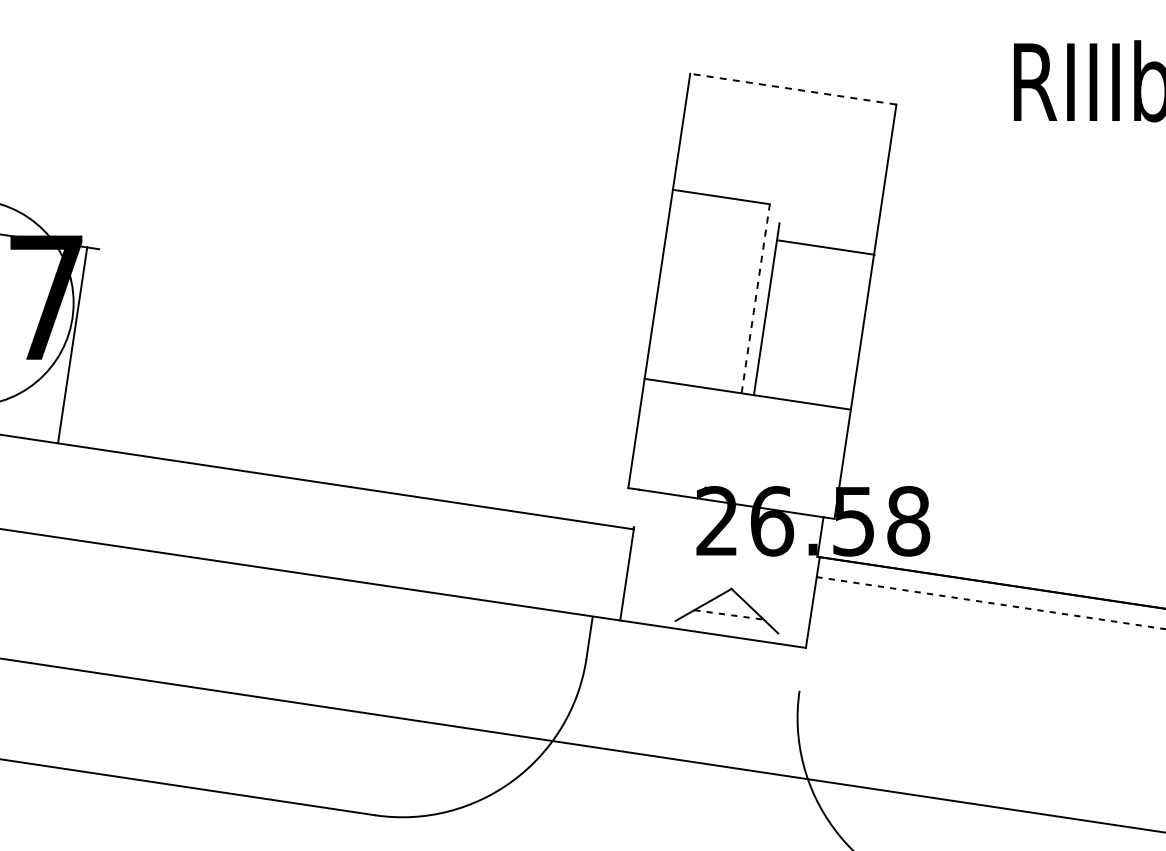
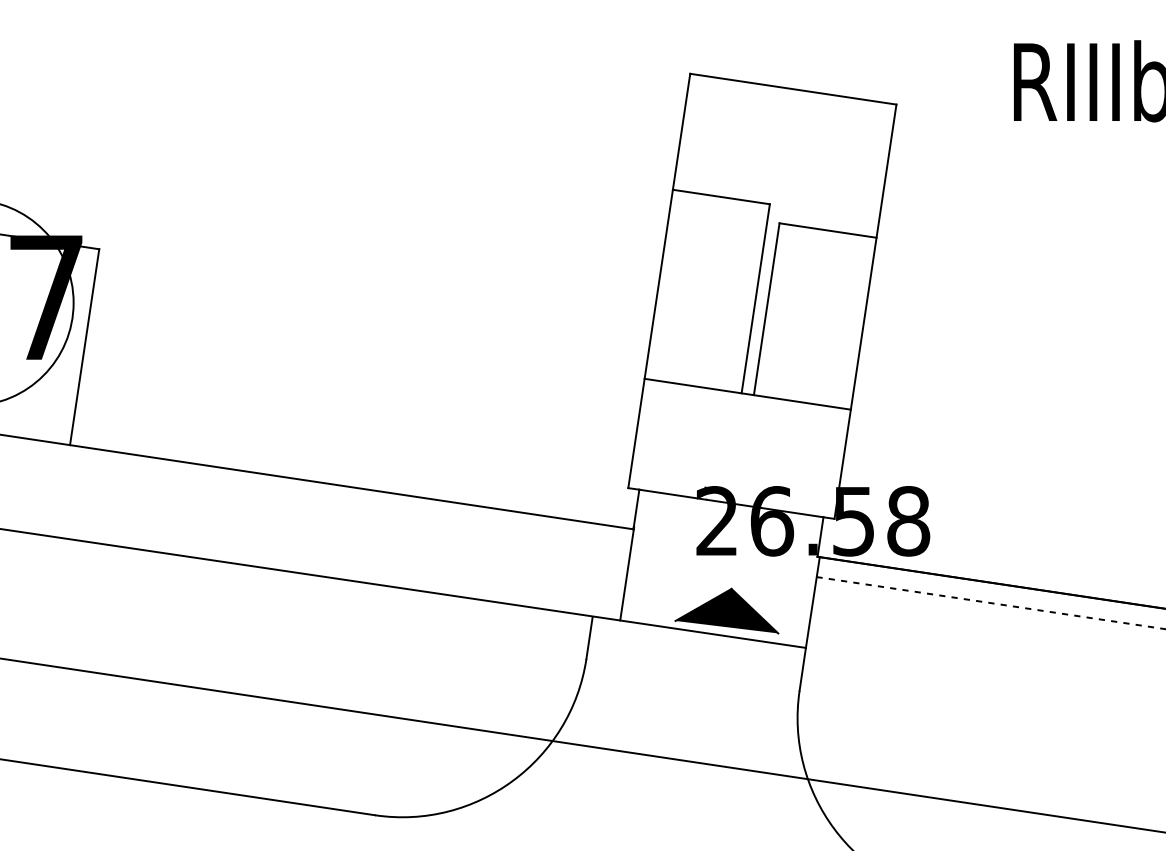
line: dashed -> solid (792, 89)
line position: (825, 247) -> (827, 230) (827, 230)
line: dashed -> solid (755, 298)
line position: (72, 345) -> (84, 347) (84, 347)
line: none -> present (636, 509)
fill: none -> present (726, 610)
line: none -> present (802, 669)
